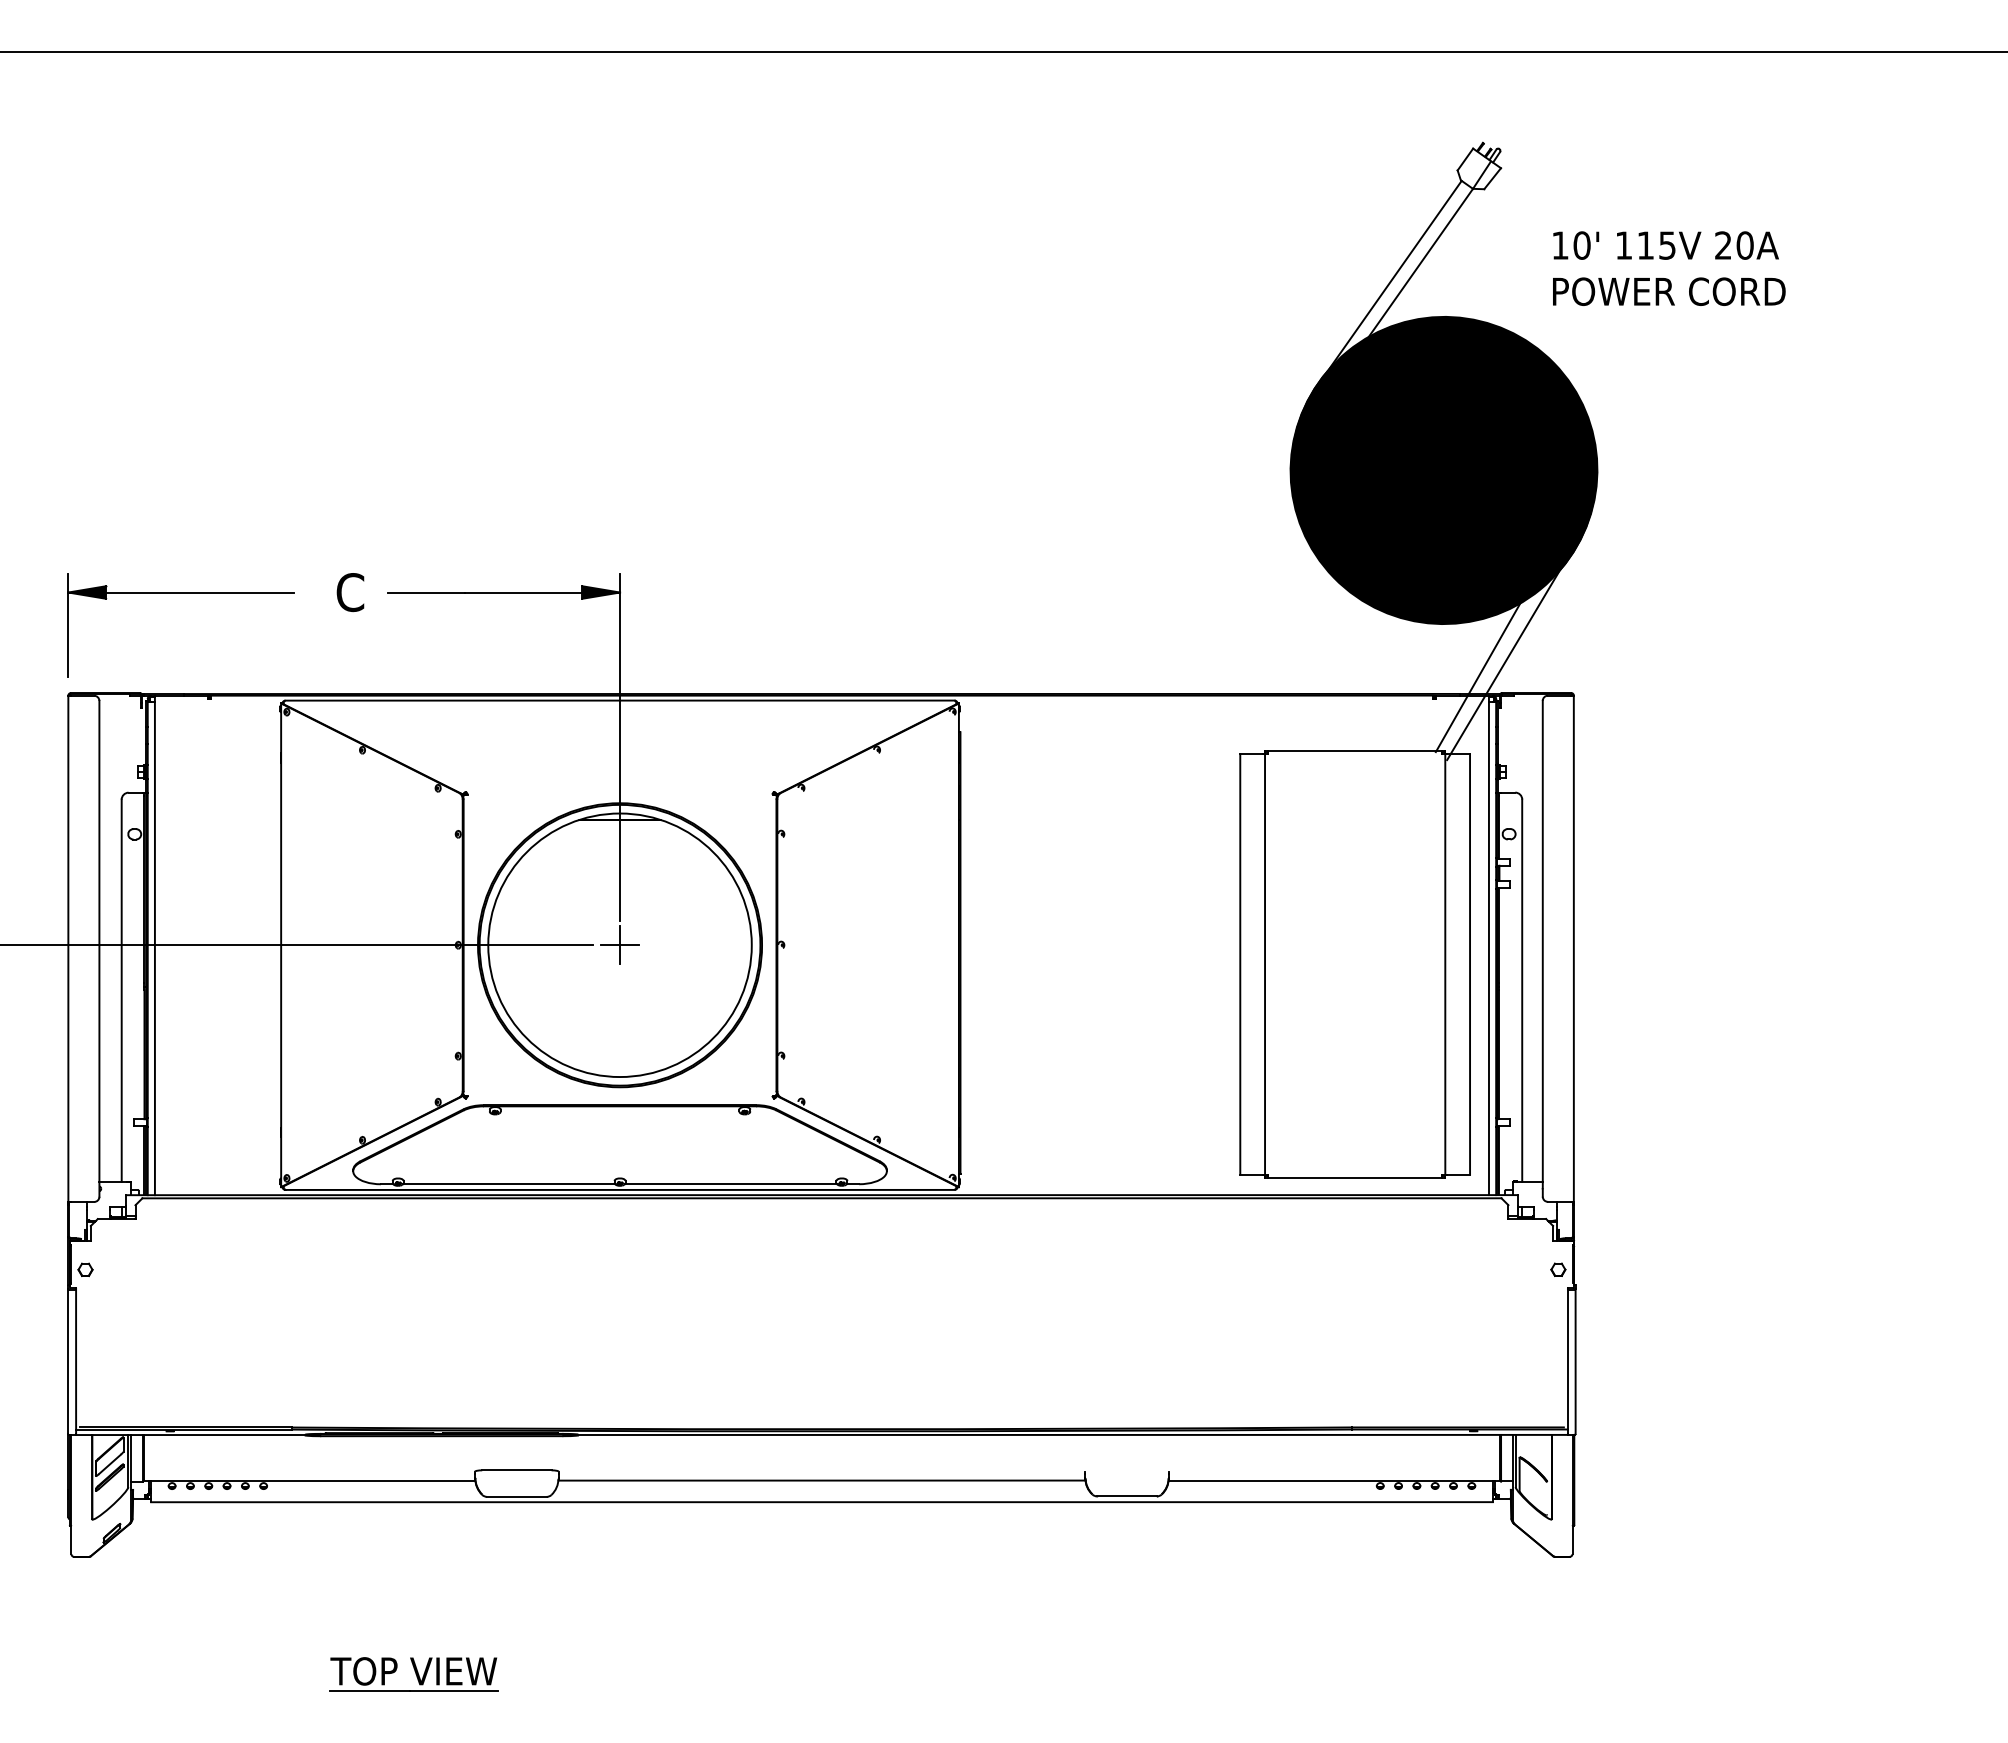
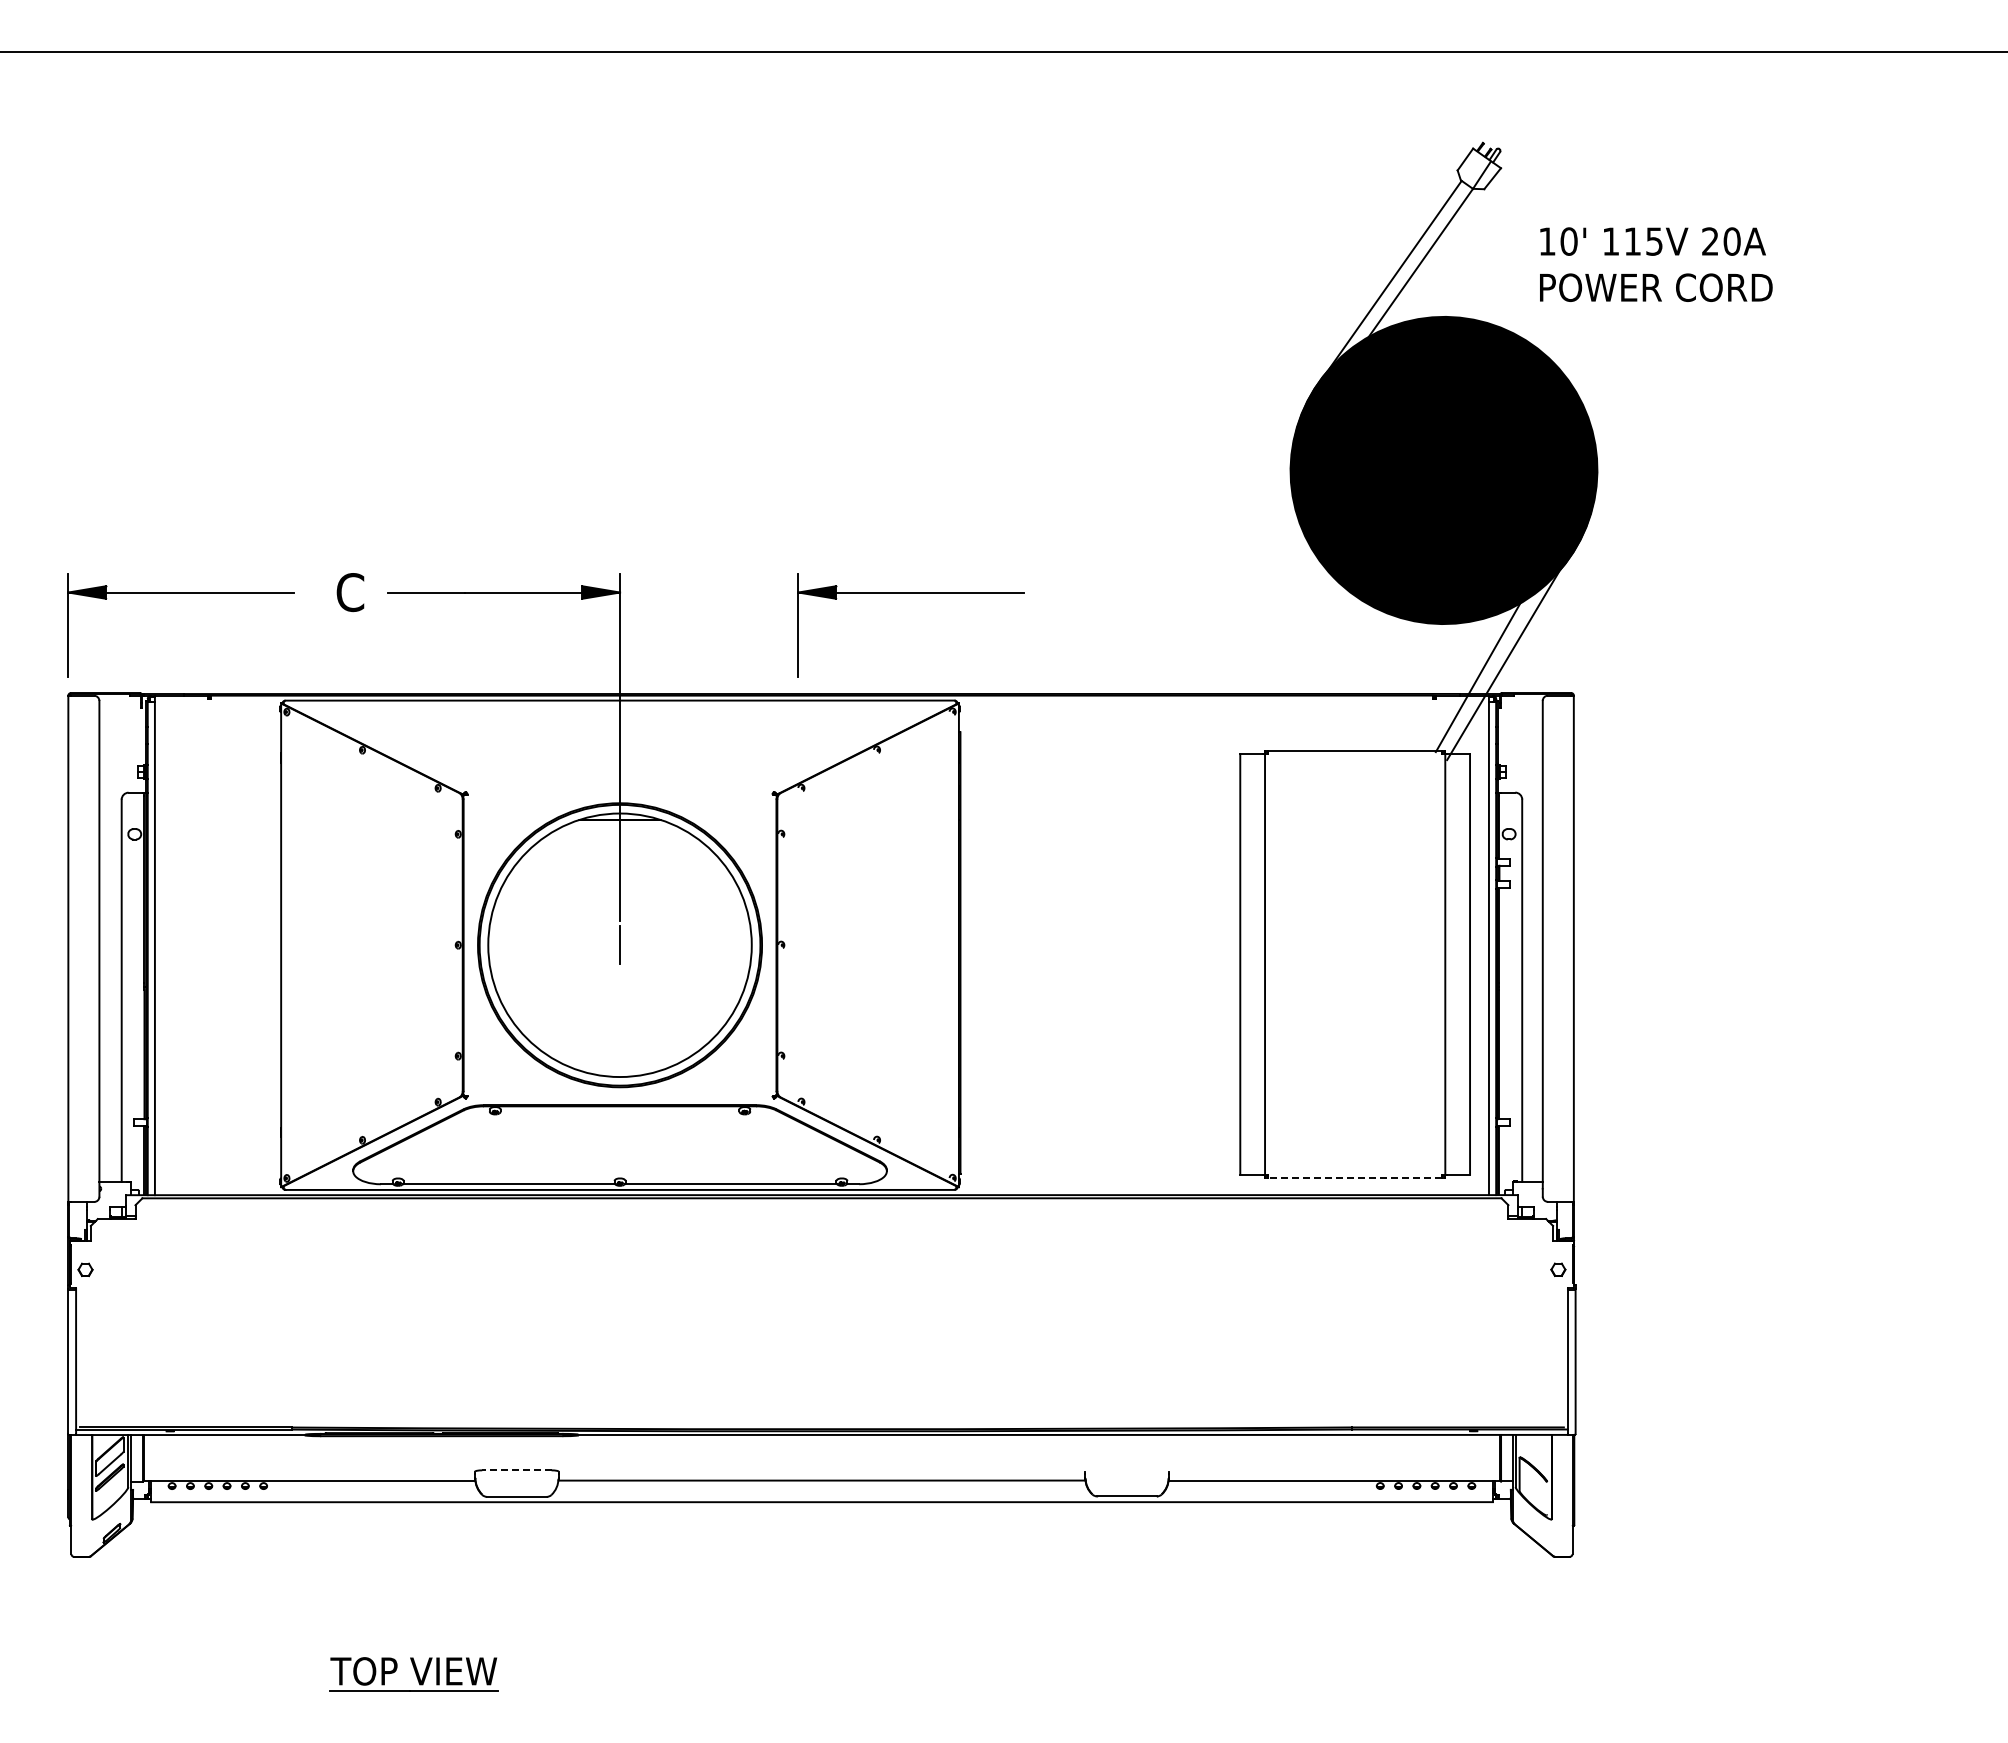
text position: (1669, 268) -> (1656, 264) (1656, 264)
part: none -> present (910, 593)
line: present -> none (297, 945)
line: present -> none (619, 945)
line: solid -> dashed (1354, 1177)
line: solid -> dashed (516, 1470)
